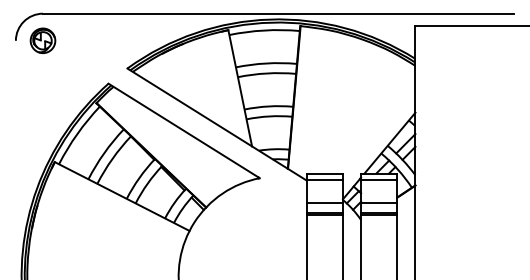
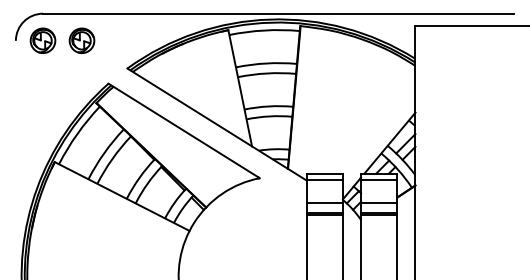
part: none -> present (81, 40)
